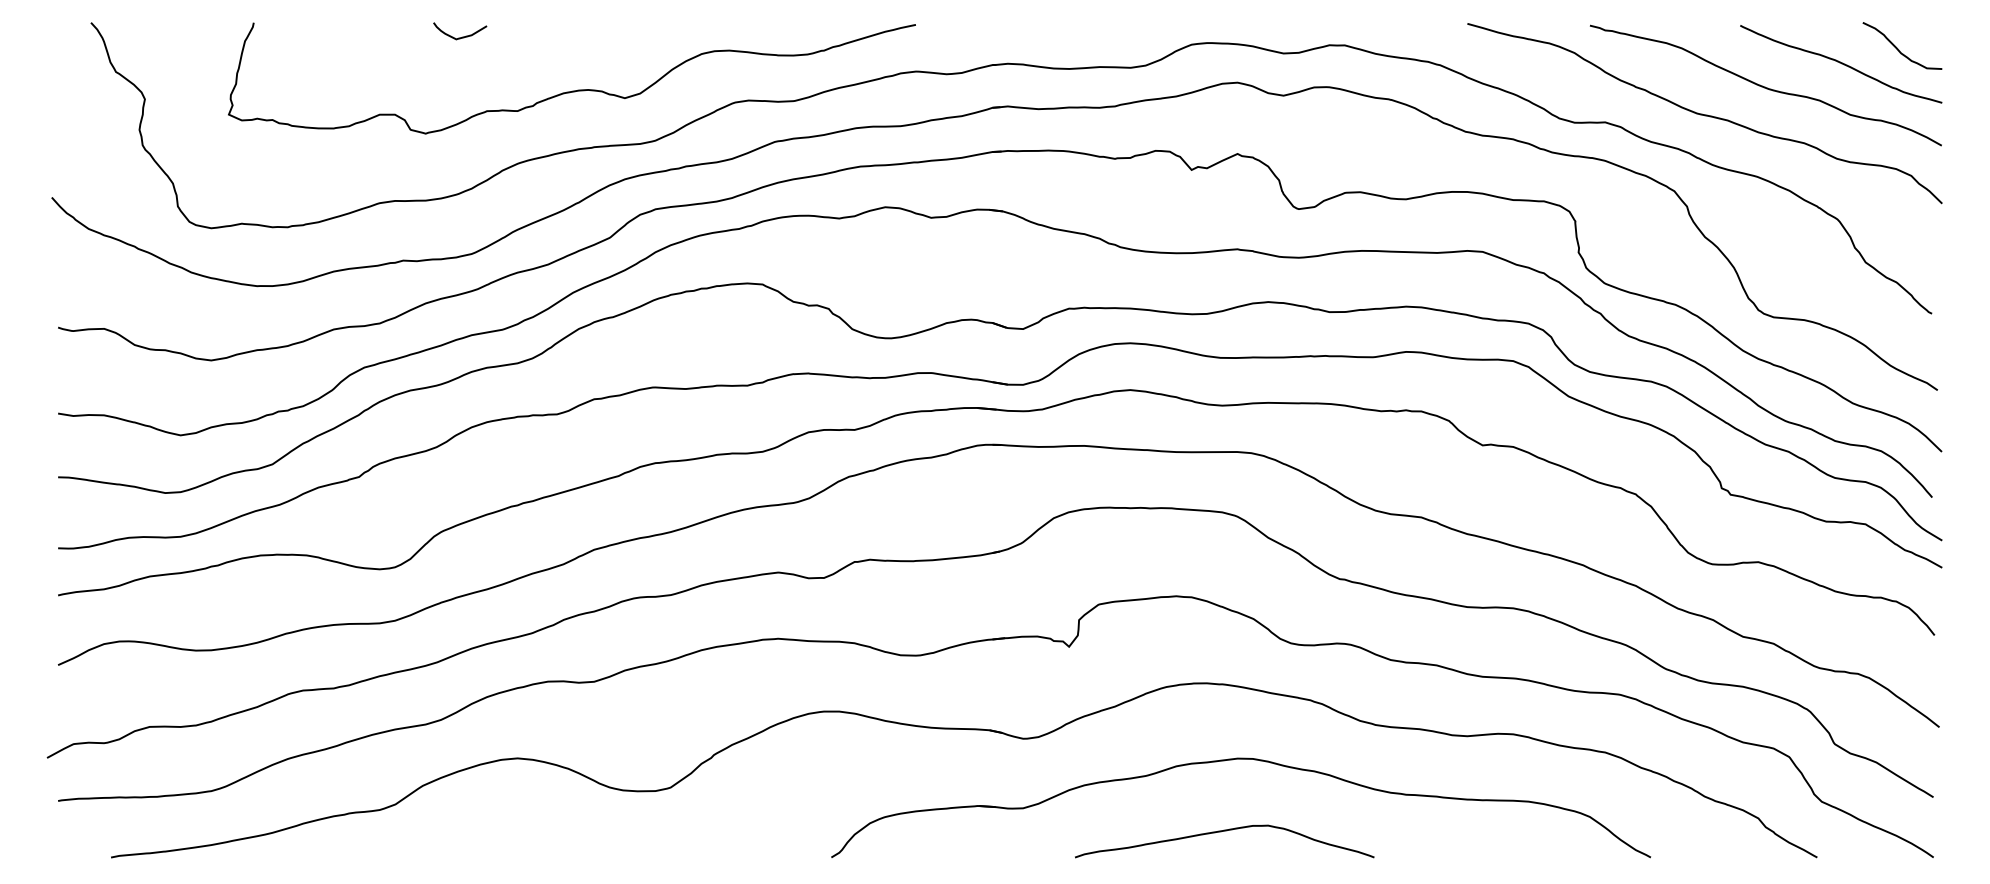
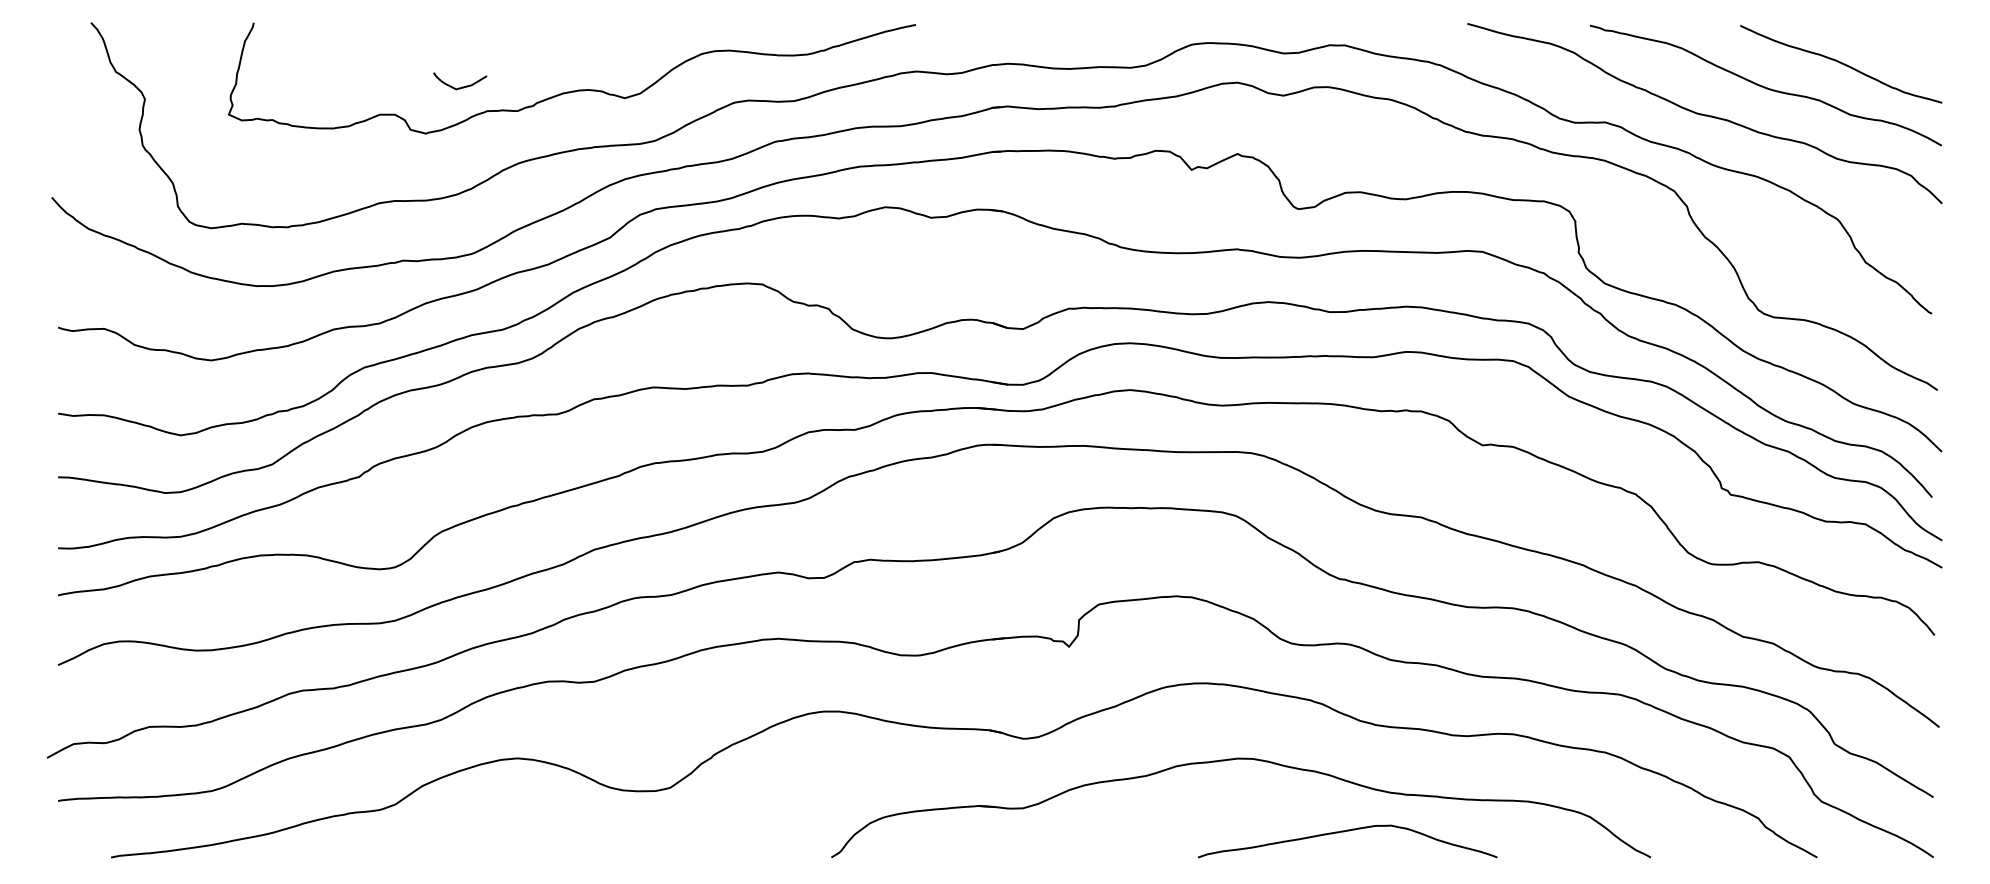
curve position: (462, 36) -> (462, 86) (462, 86)
curve: present -> none (1898, 48)
curve position: (1221, 832) -> (1344, 832) (1344, 832)
